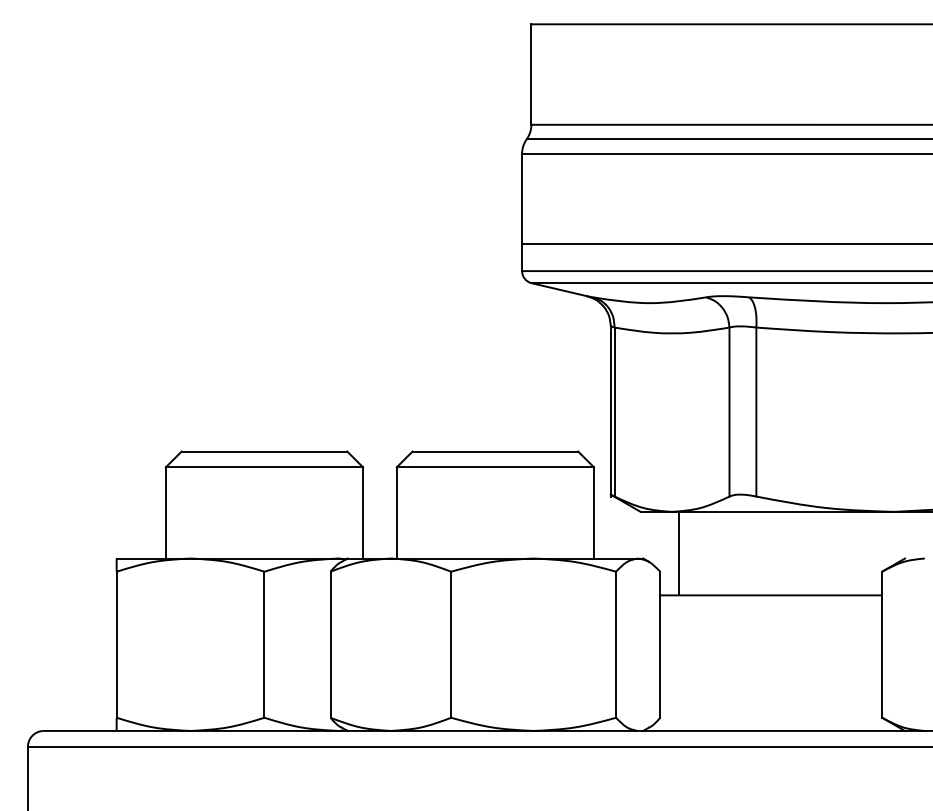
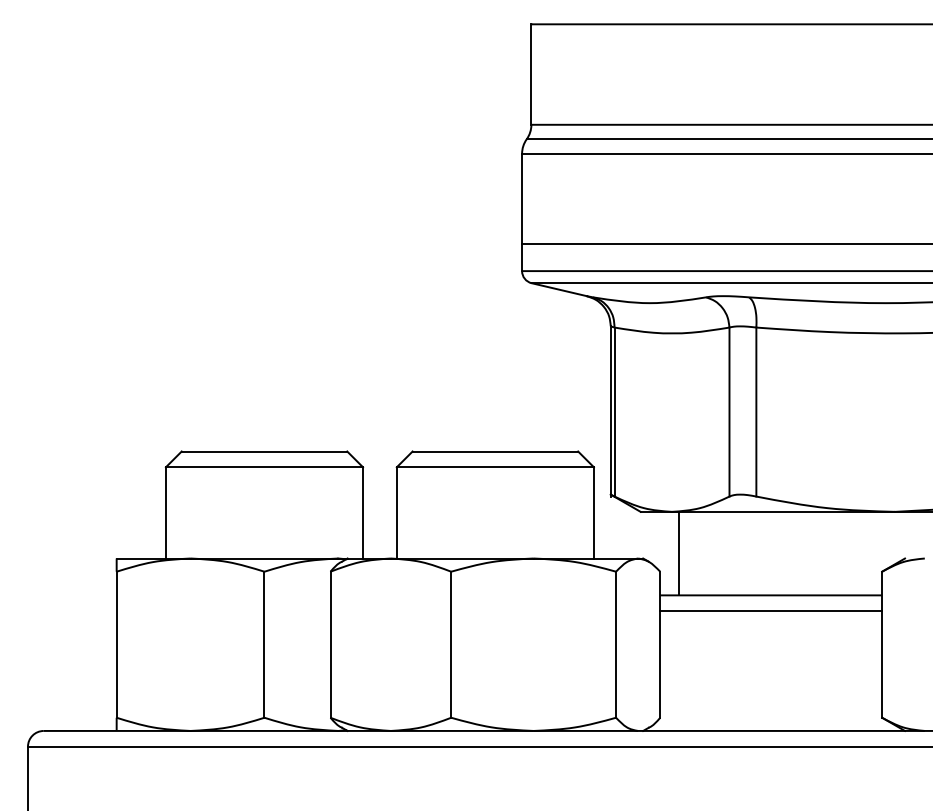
line: none -> present (771, 611)
